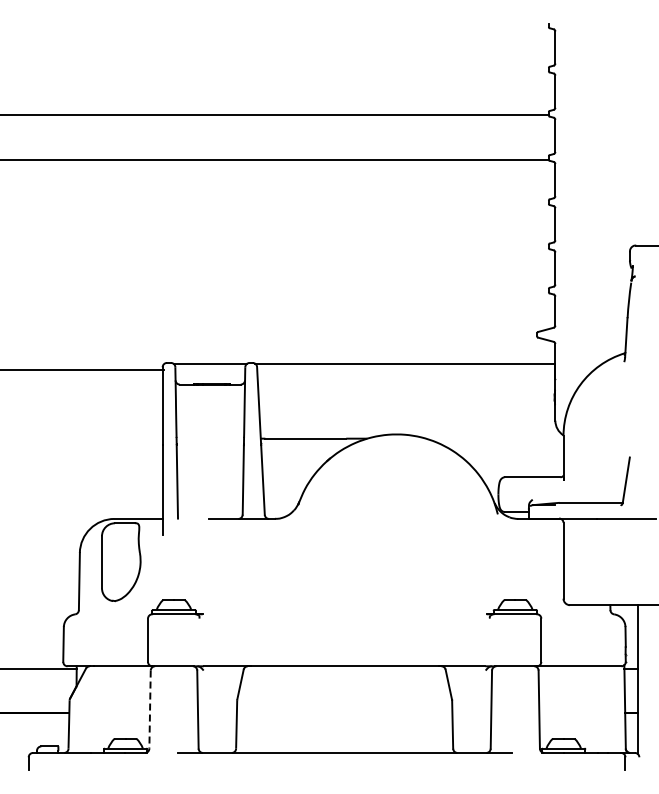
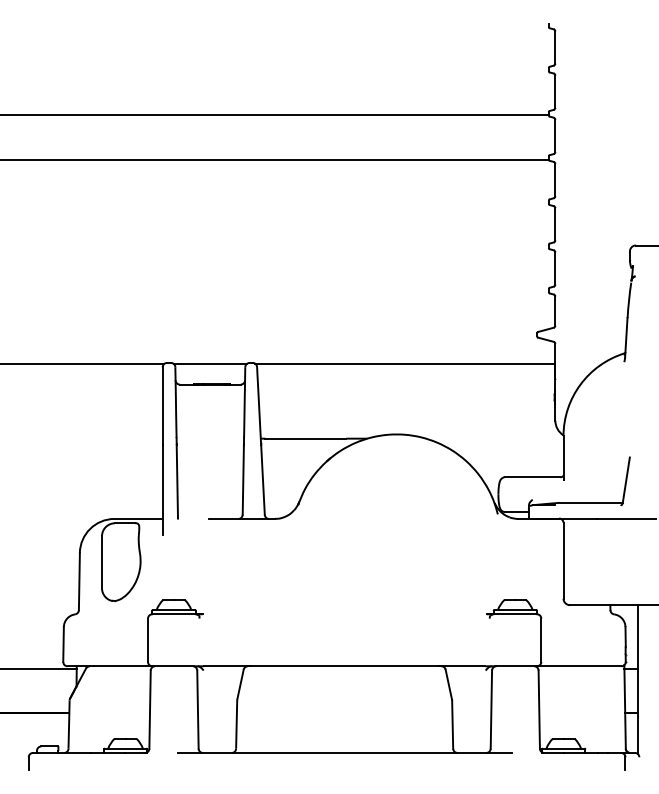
line position: (83, 369) -> (83, 363) (83, 363)
line: dashed -> solid (150, 710)
